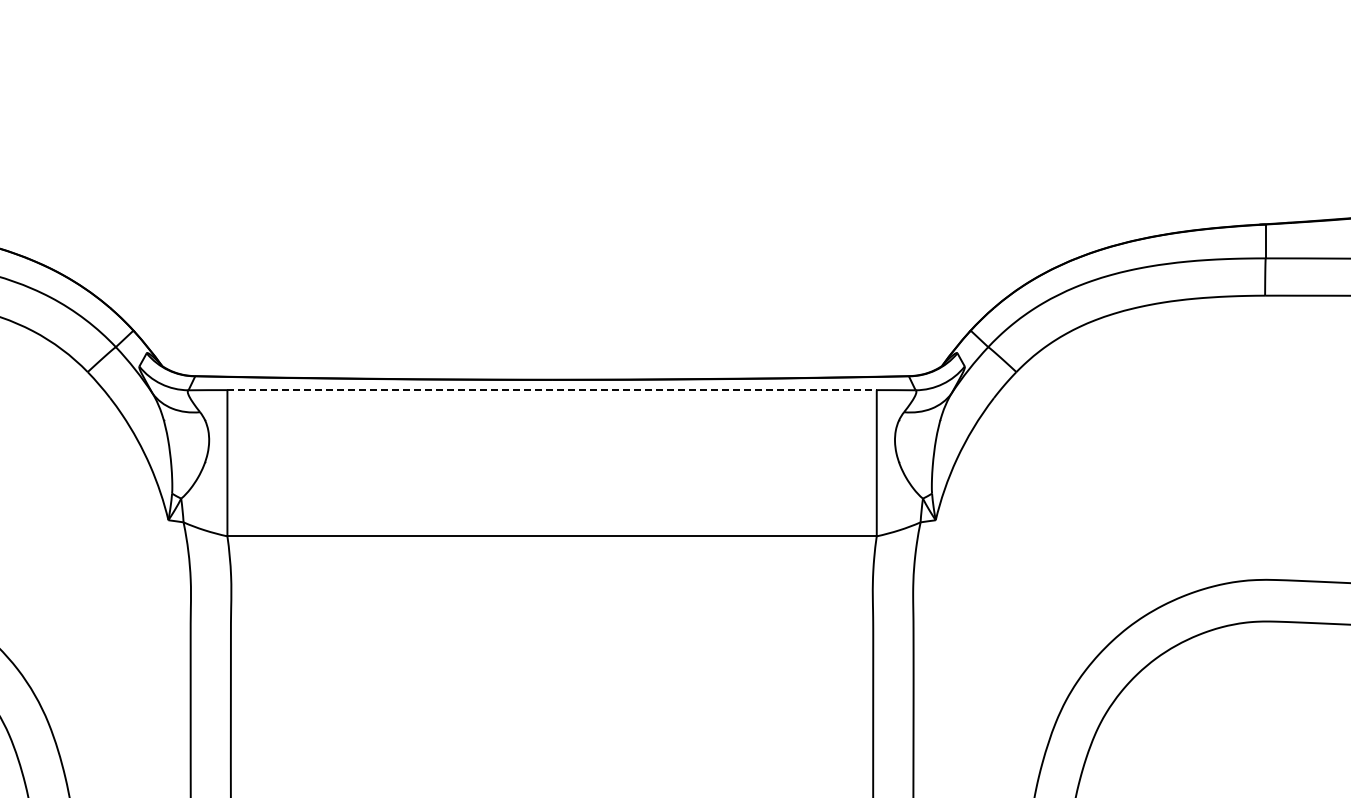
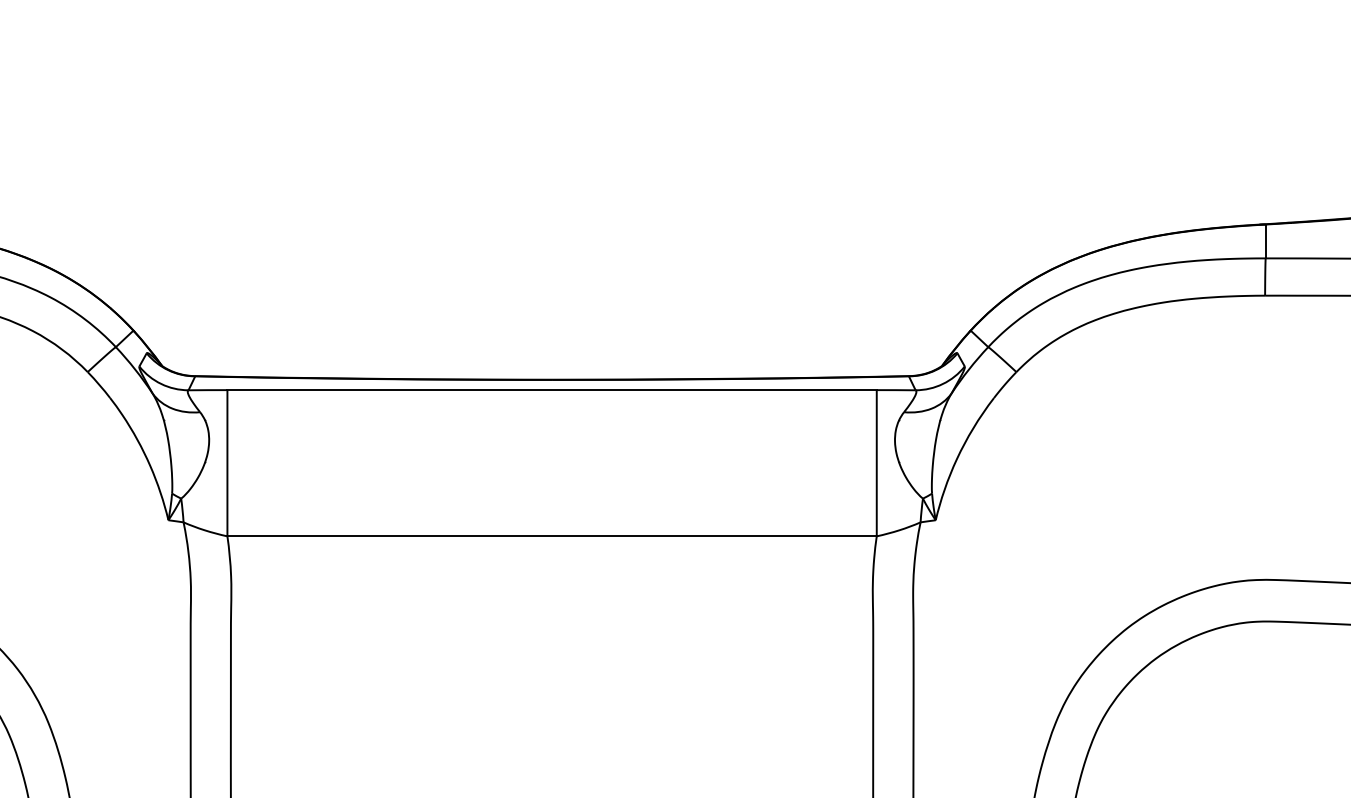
line: dashed -> solid (552, 390)
